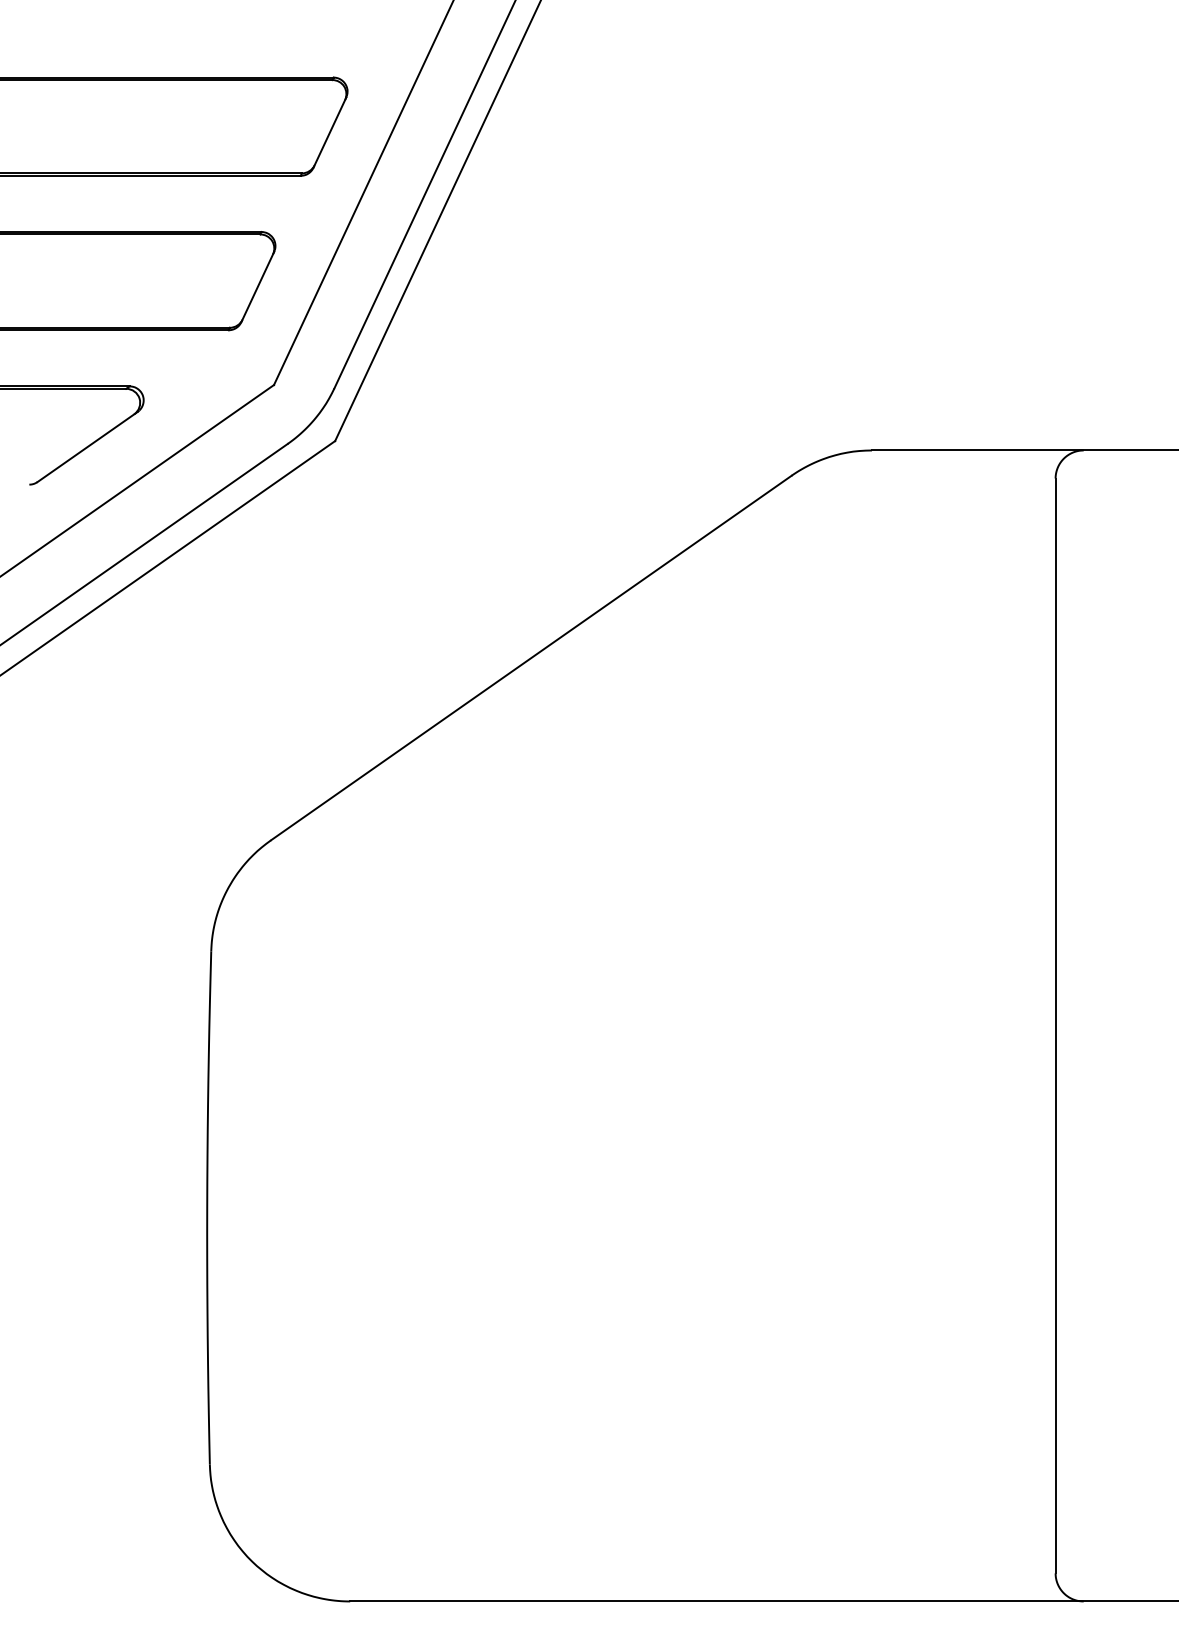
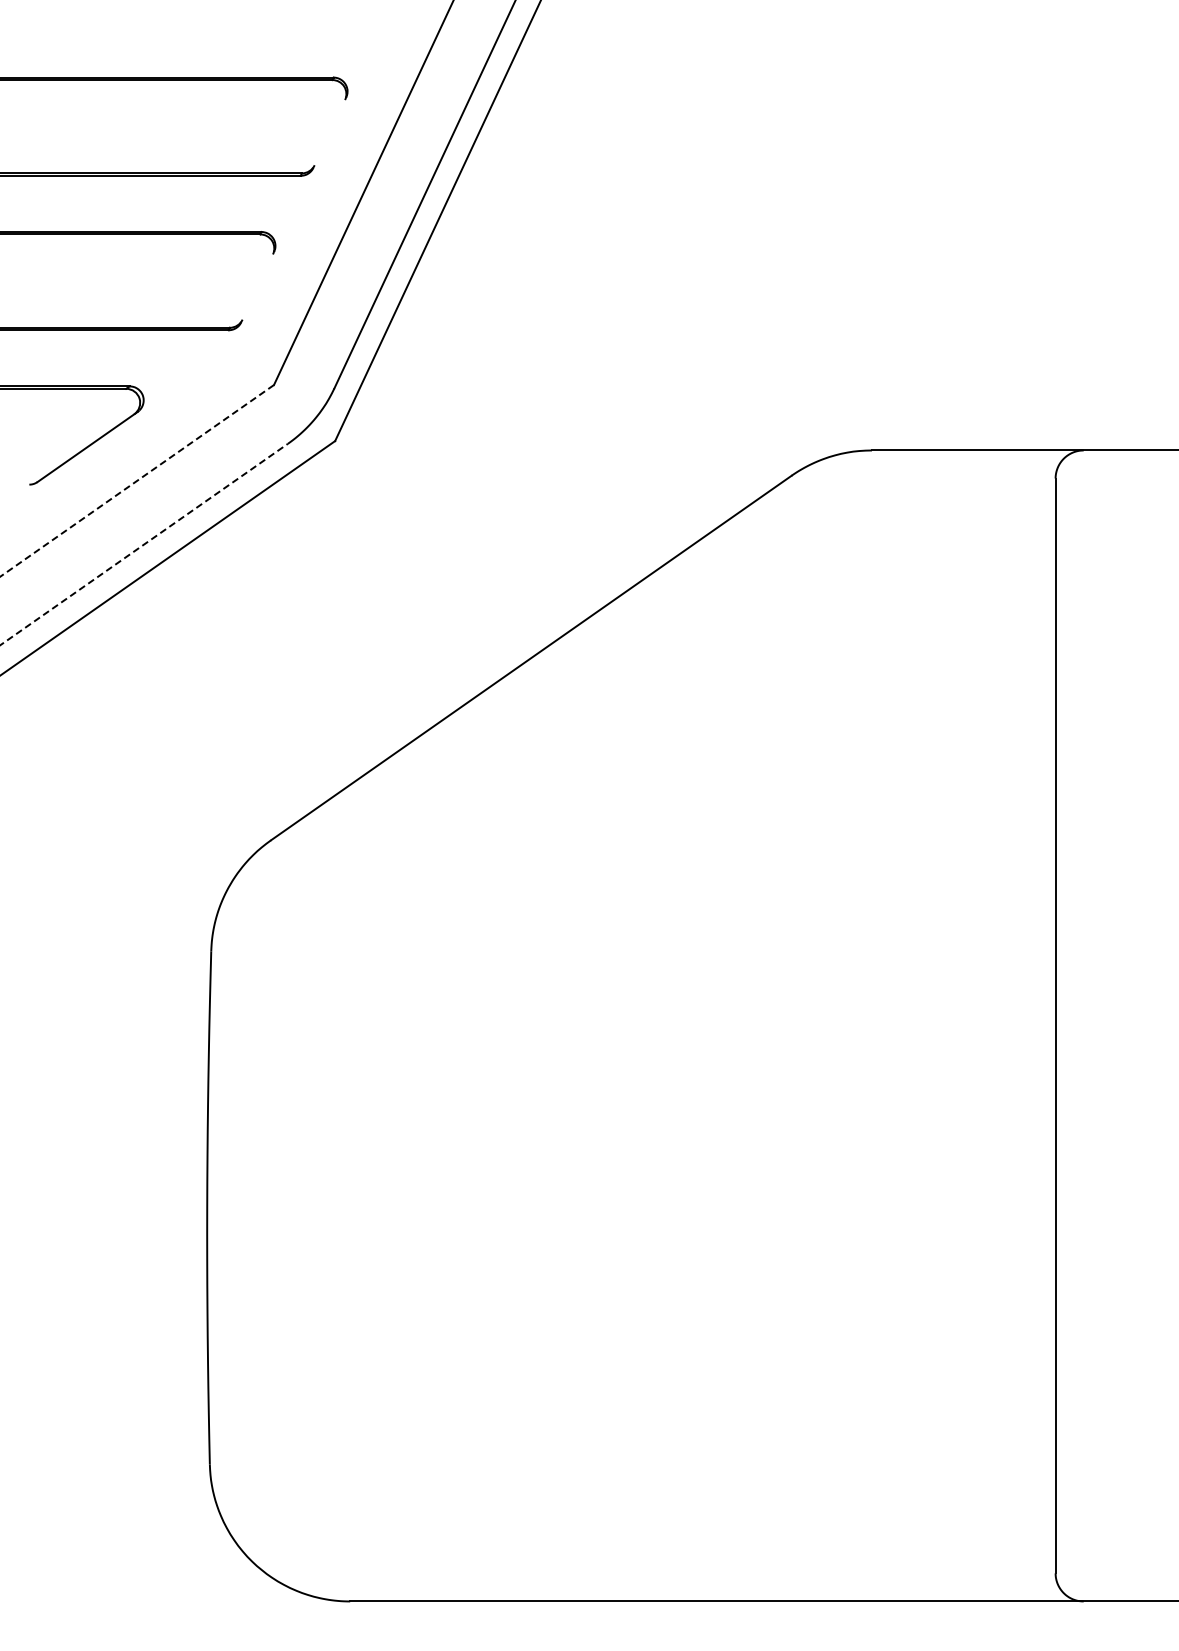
line: present -> none (329, 132)
line: present -> none (257, 287)
line: solid -> dashed (137, 480)
line: solid -> dashed (144, 544)
